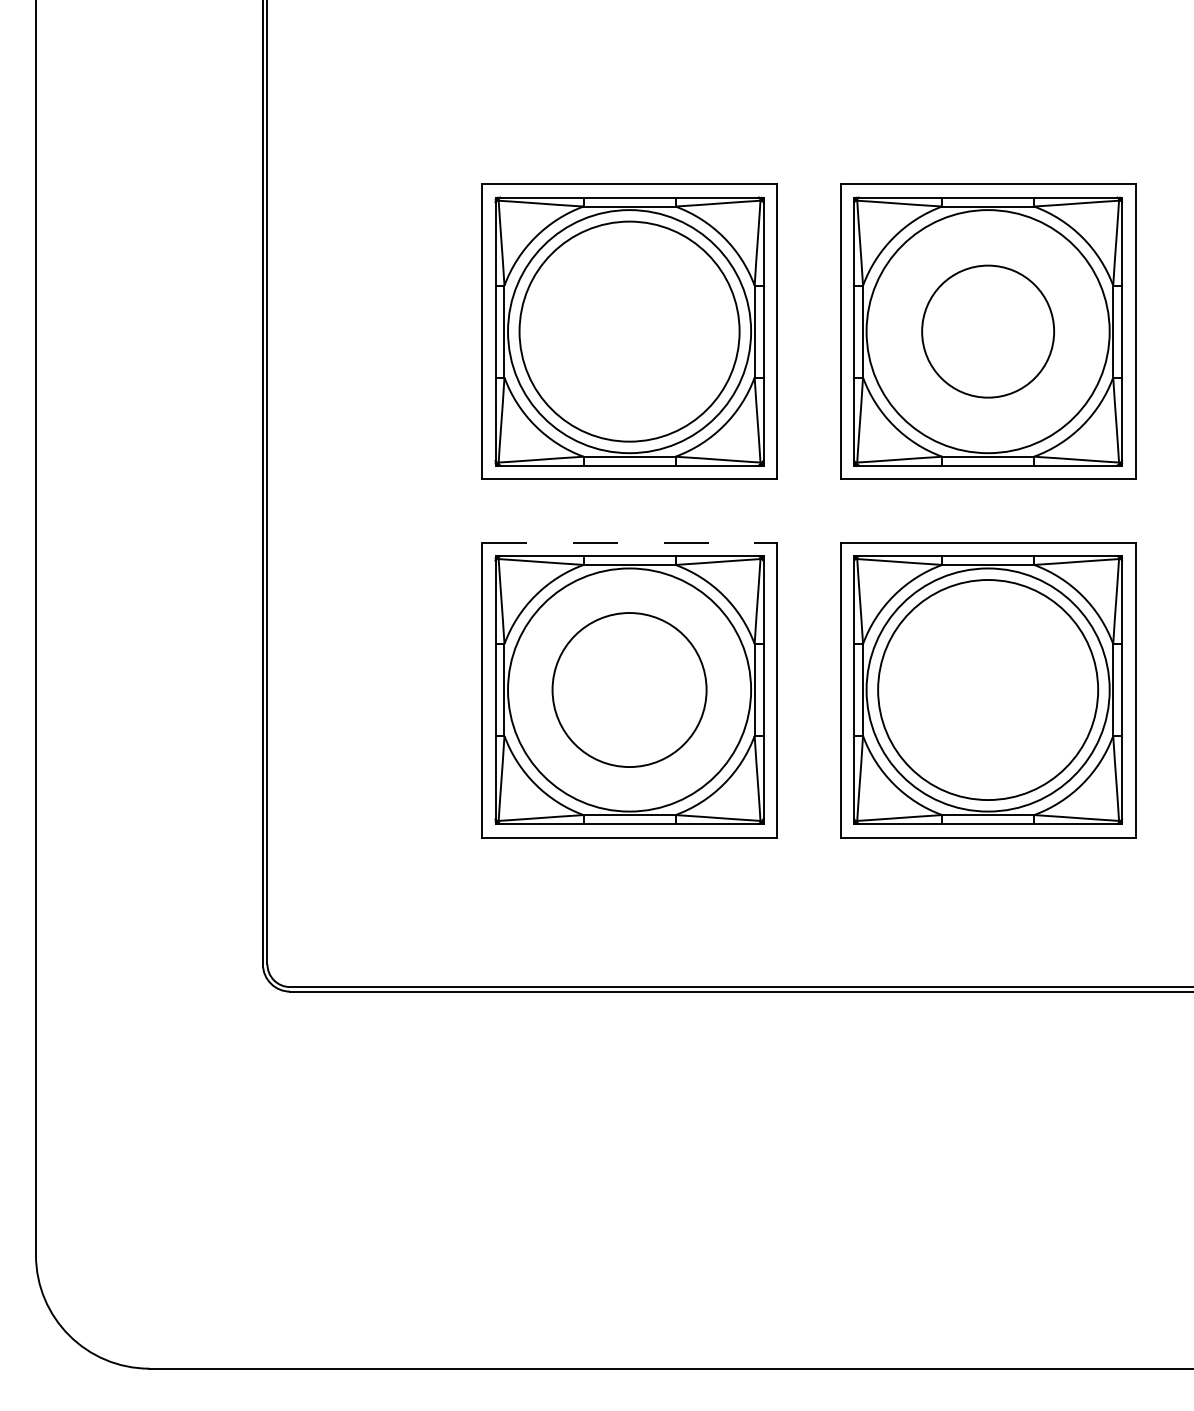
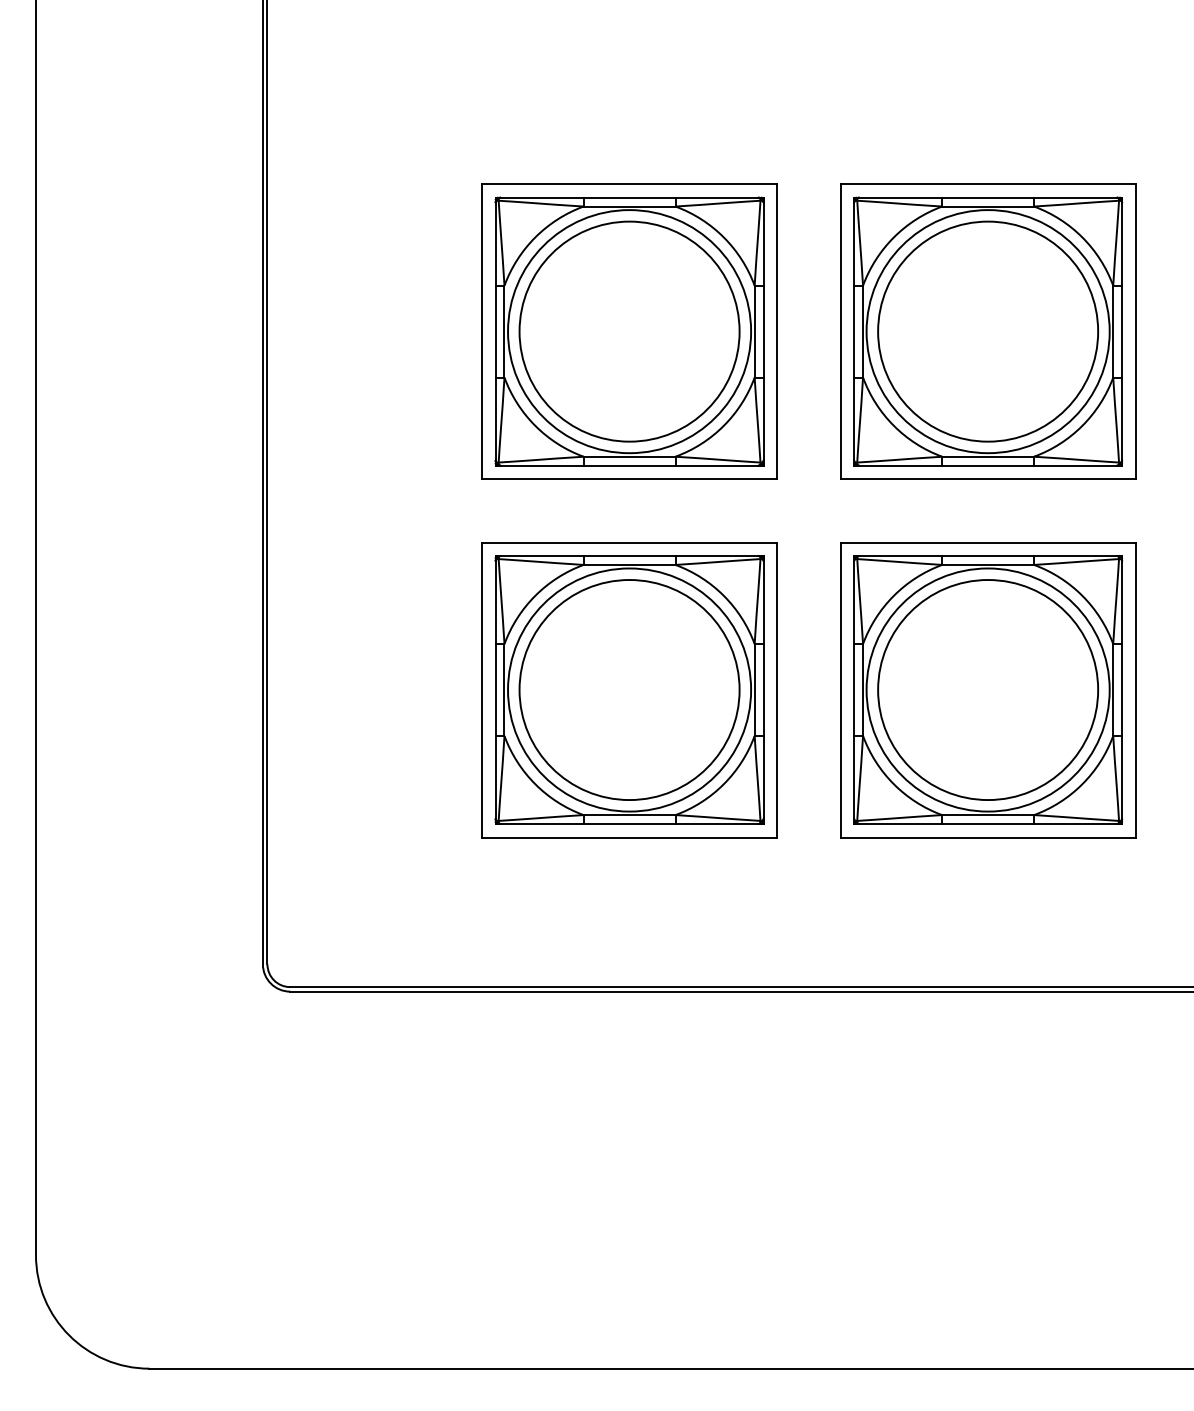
circle diameter: 132 px -> 220 px (988, 331)
line: dashed -> solid (629, 542)
circle diameter: 154 px -> 220 px (629, 690)
